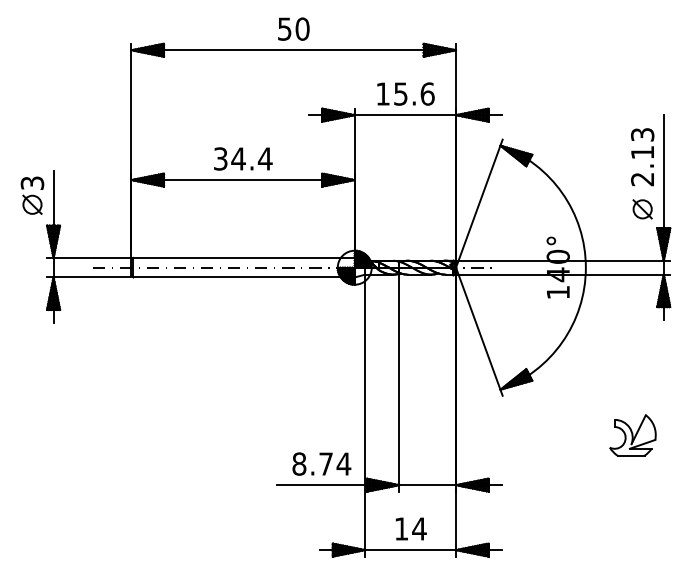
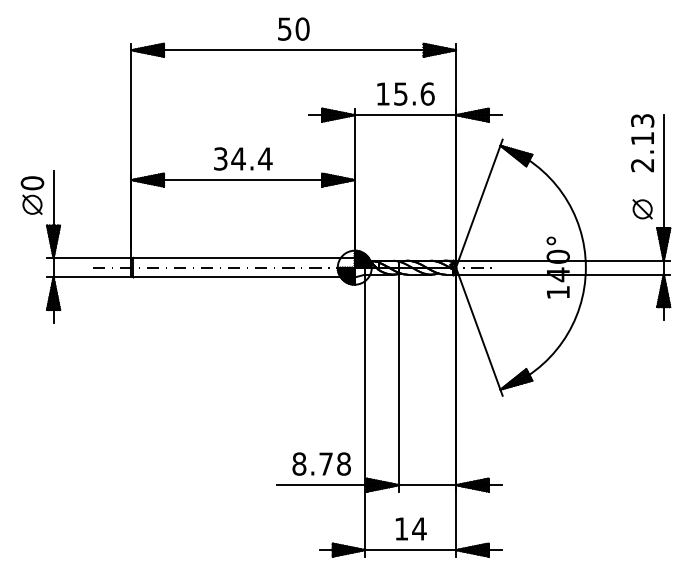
text position: (642, 157) -> (642, 143) (642, 143)
text: 3 -> 0 (32, 183)
part: present -> none (632, 435)
text: 8.74 -> 8.78 (343, 463)
